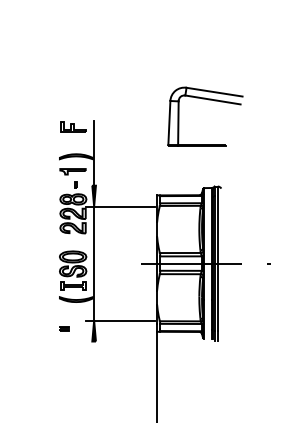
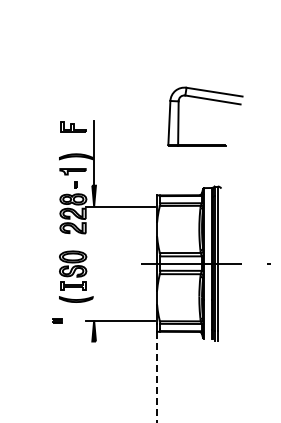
line: present -> none (94, 263)
part position: (64, 328) -> (57, 320) (57, 320)
line: solid -> dashed (157, 377)
